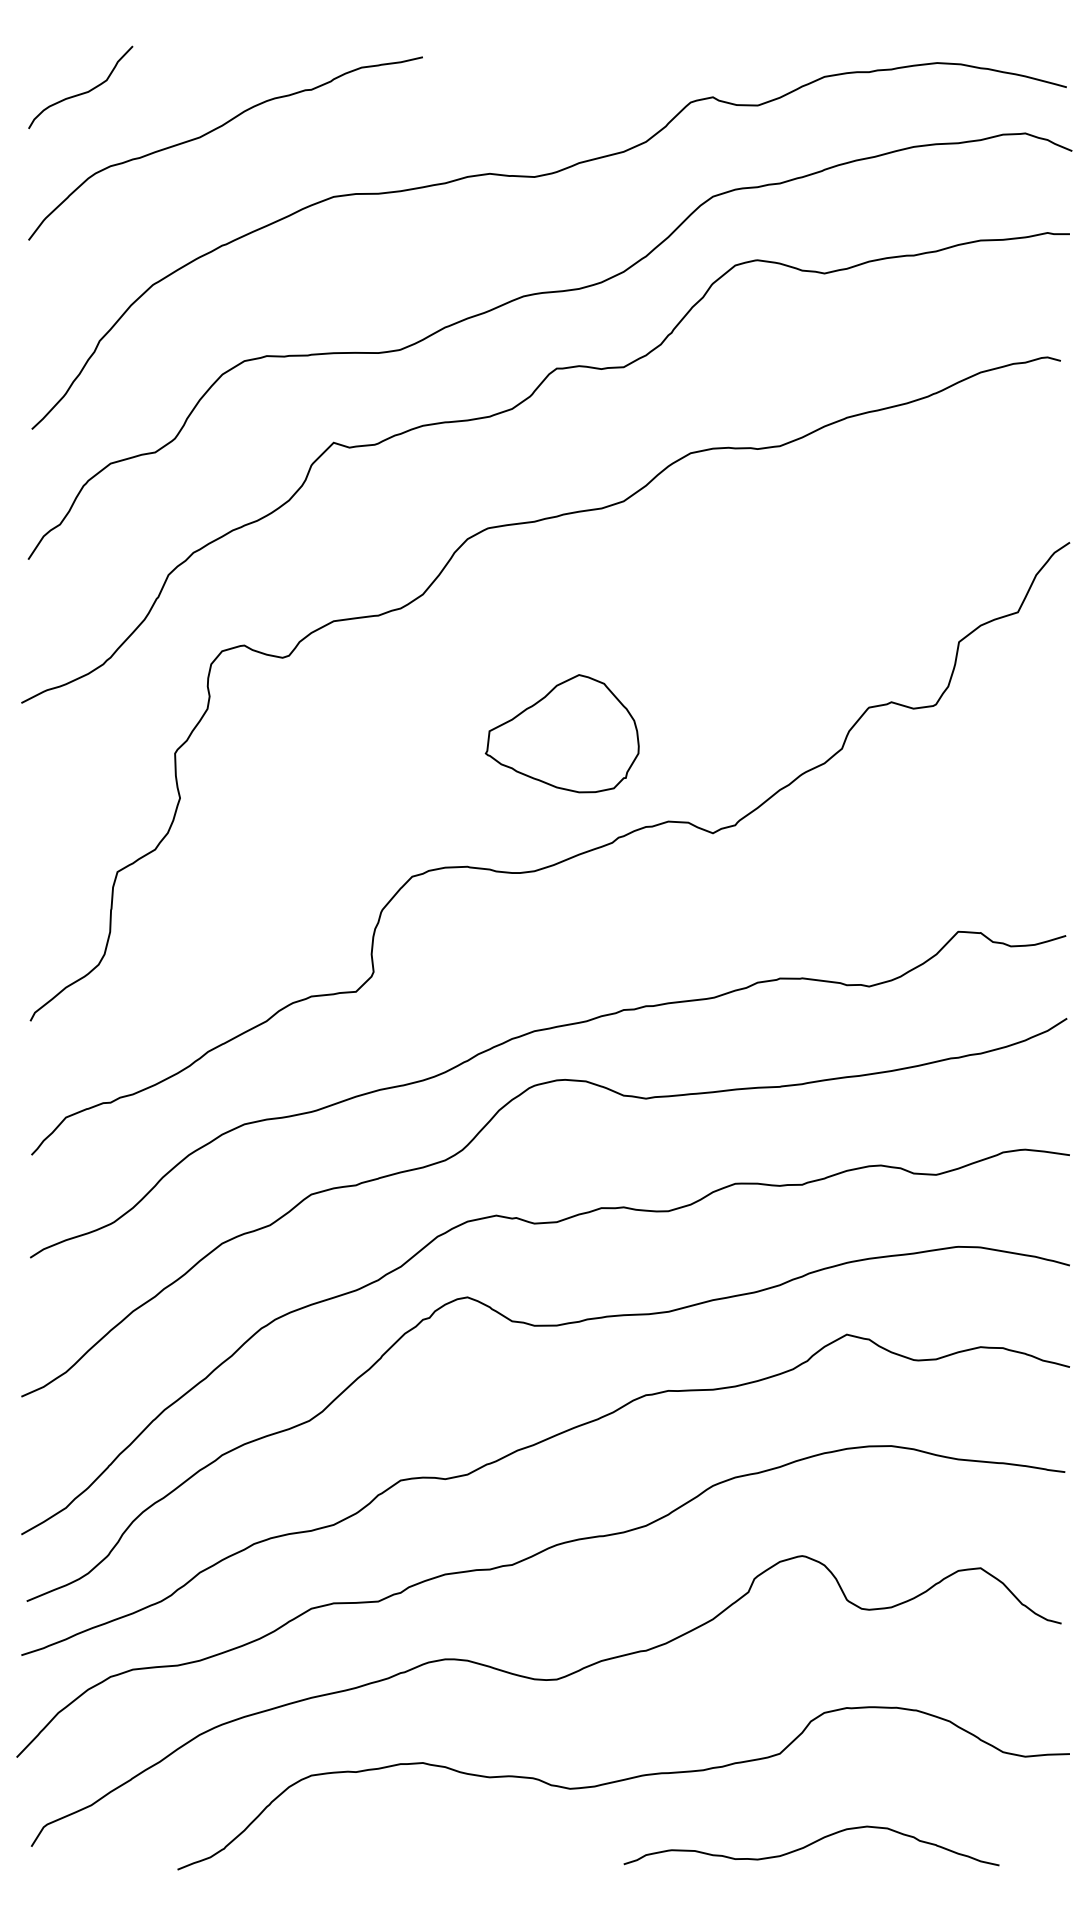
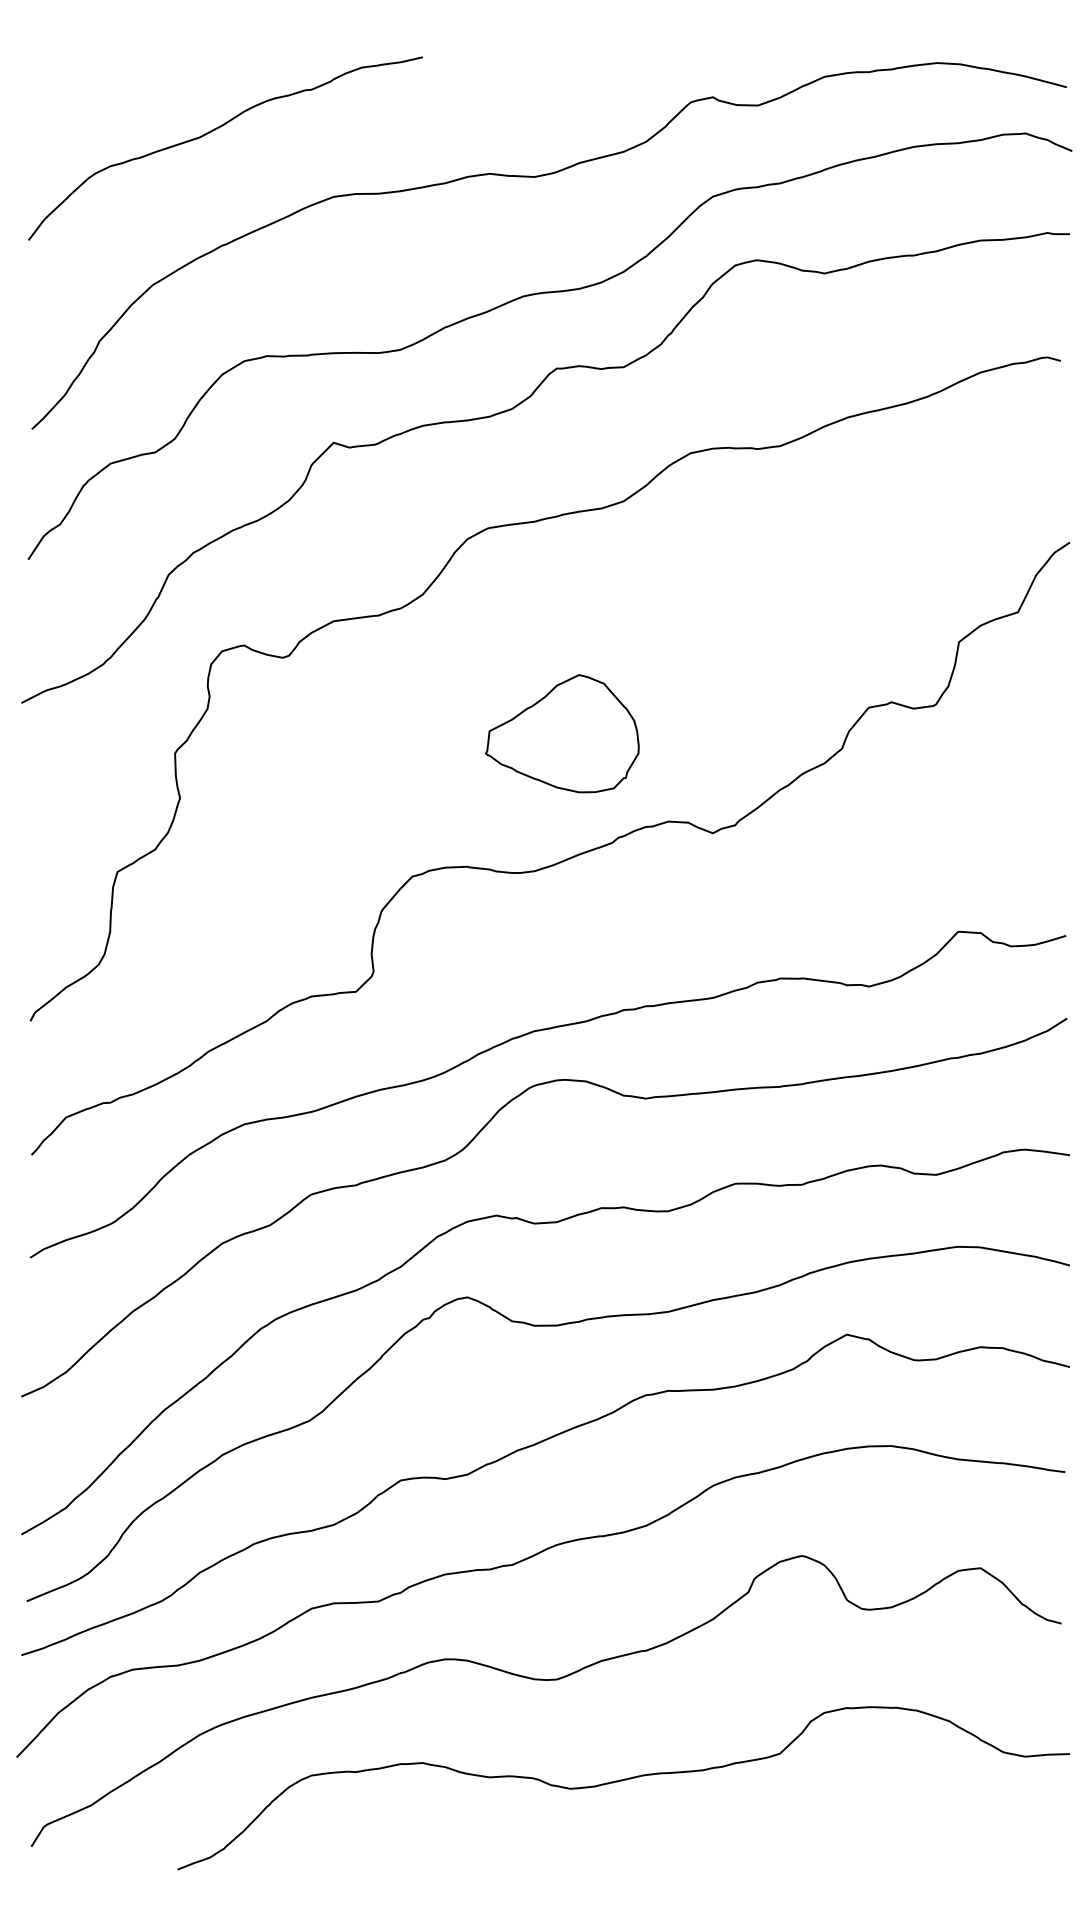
curve: present -> none (82, 92)
curve: present -> none (811, 1844)
